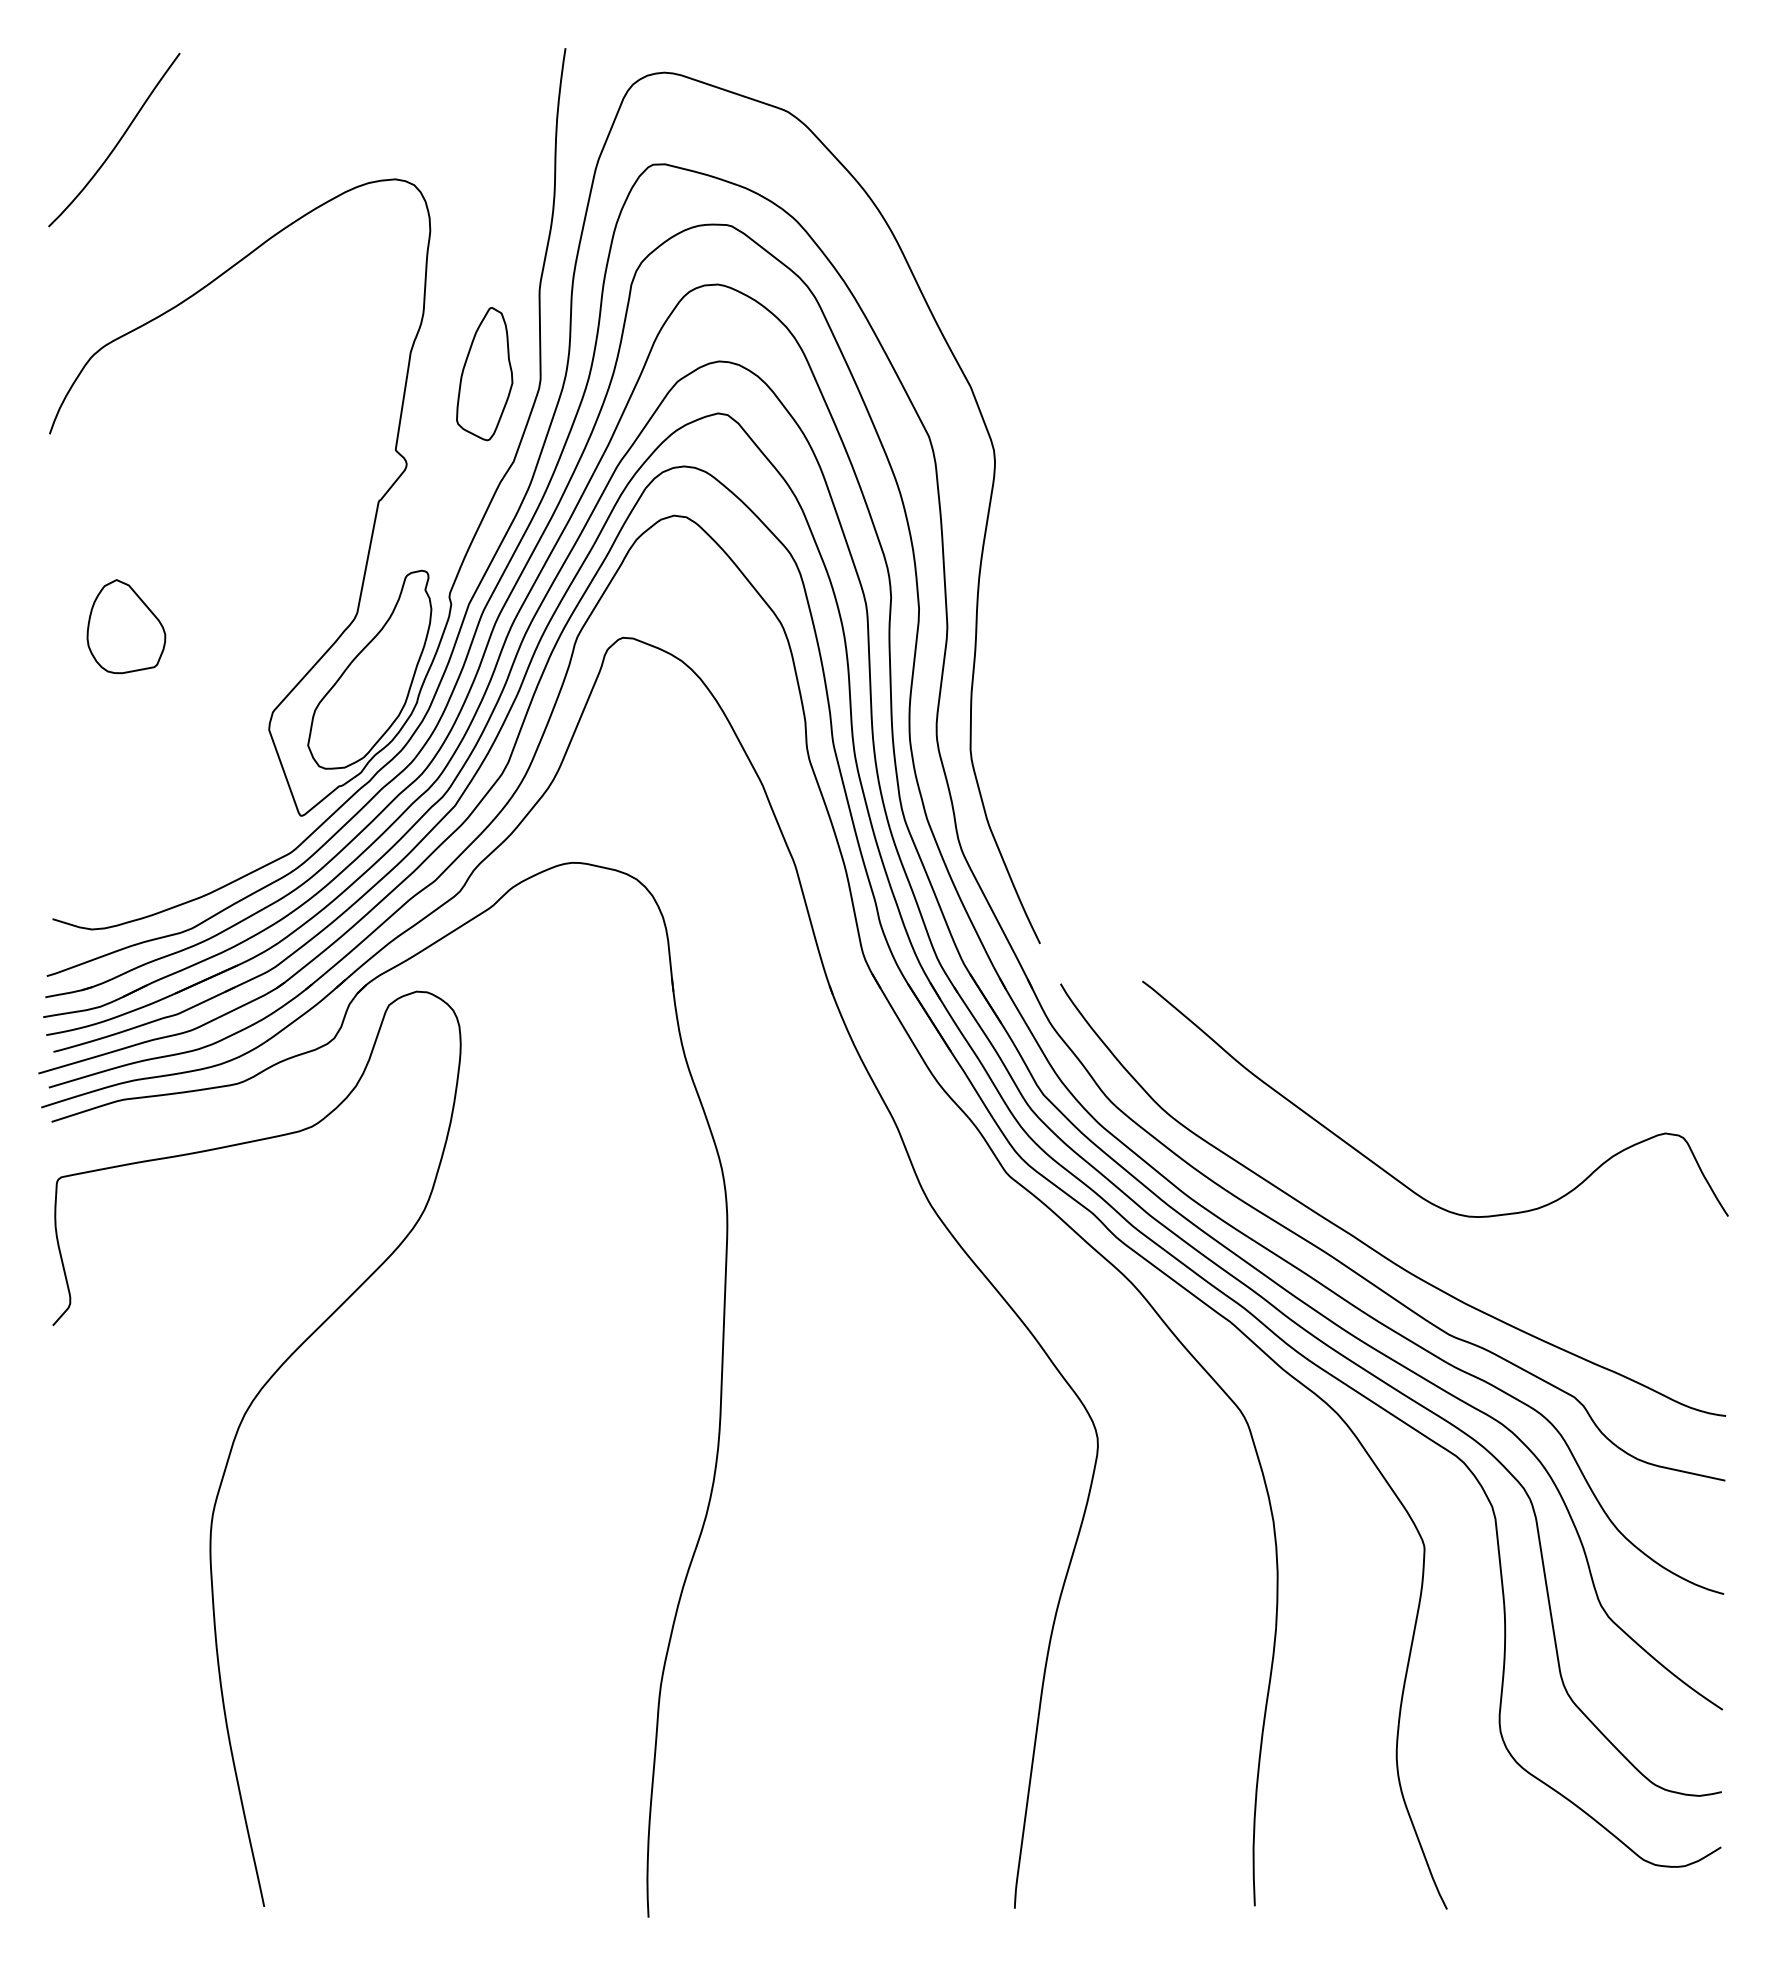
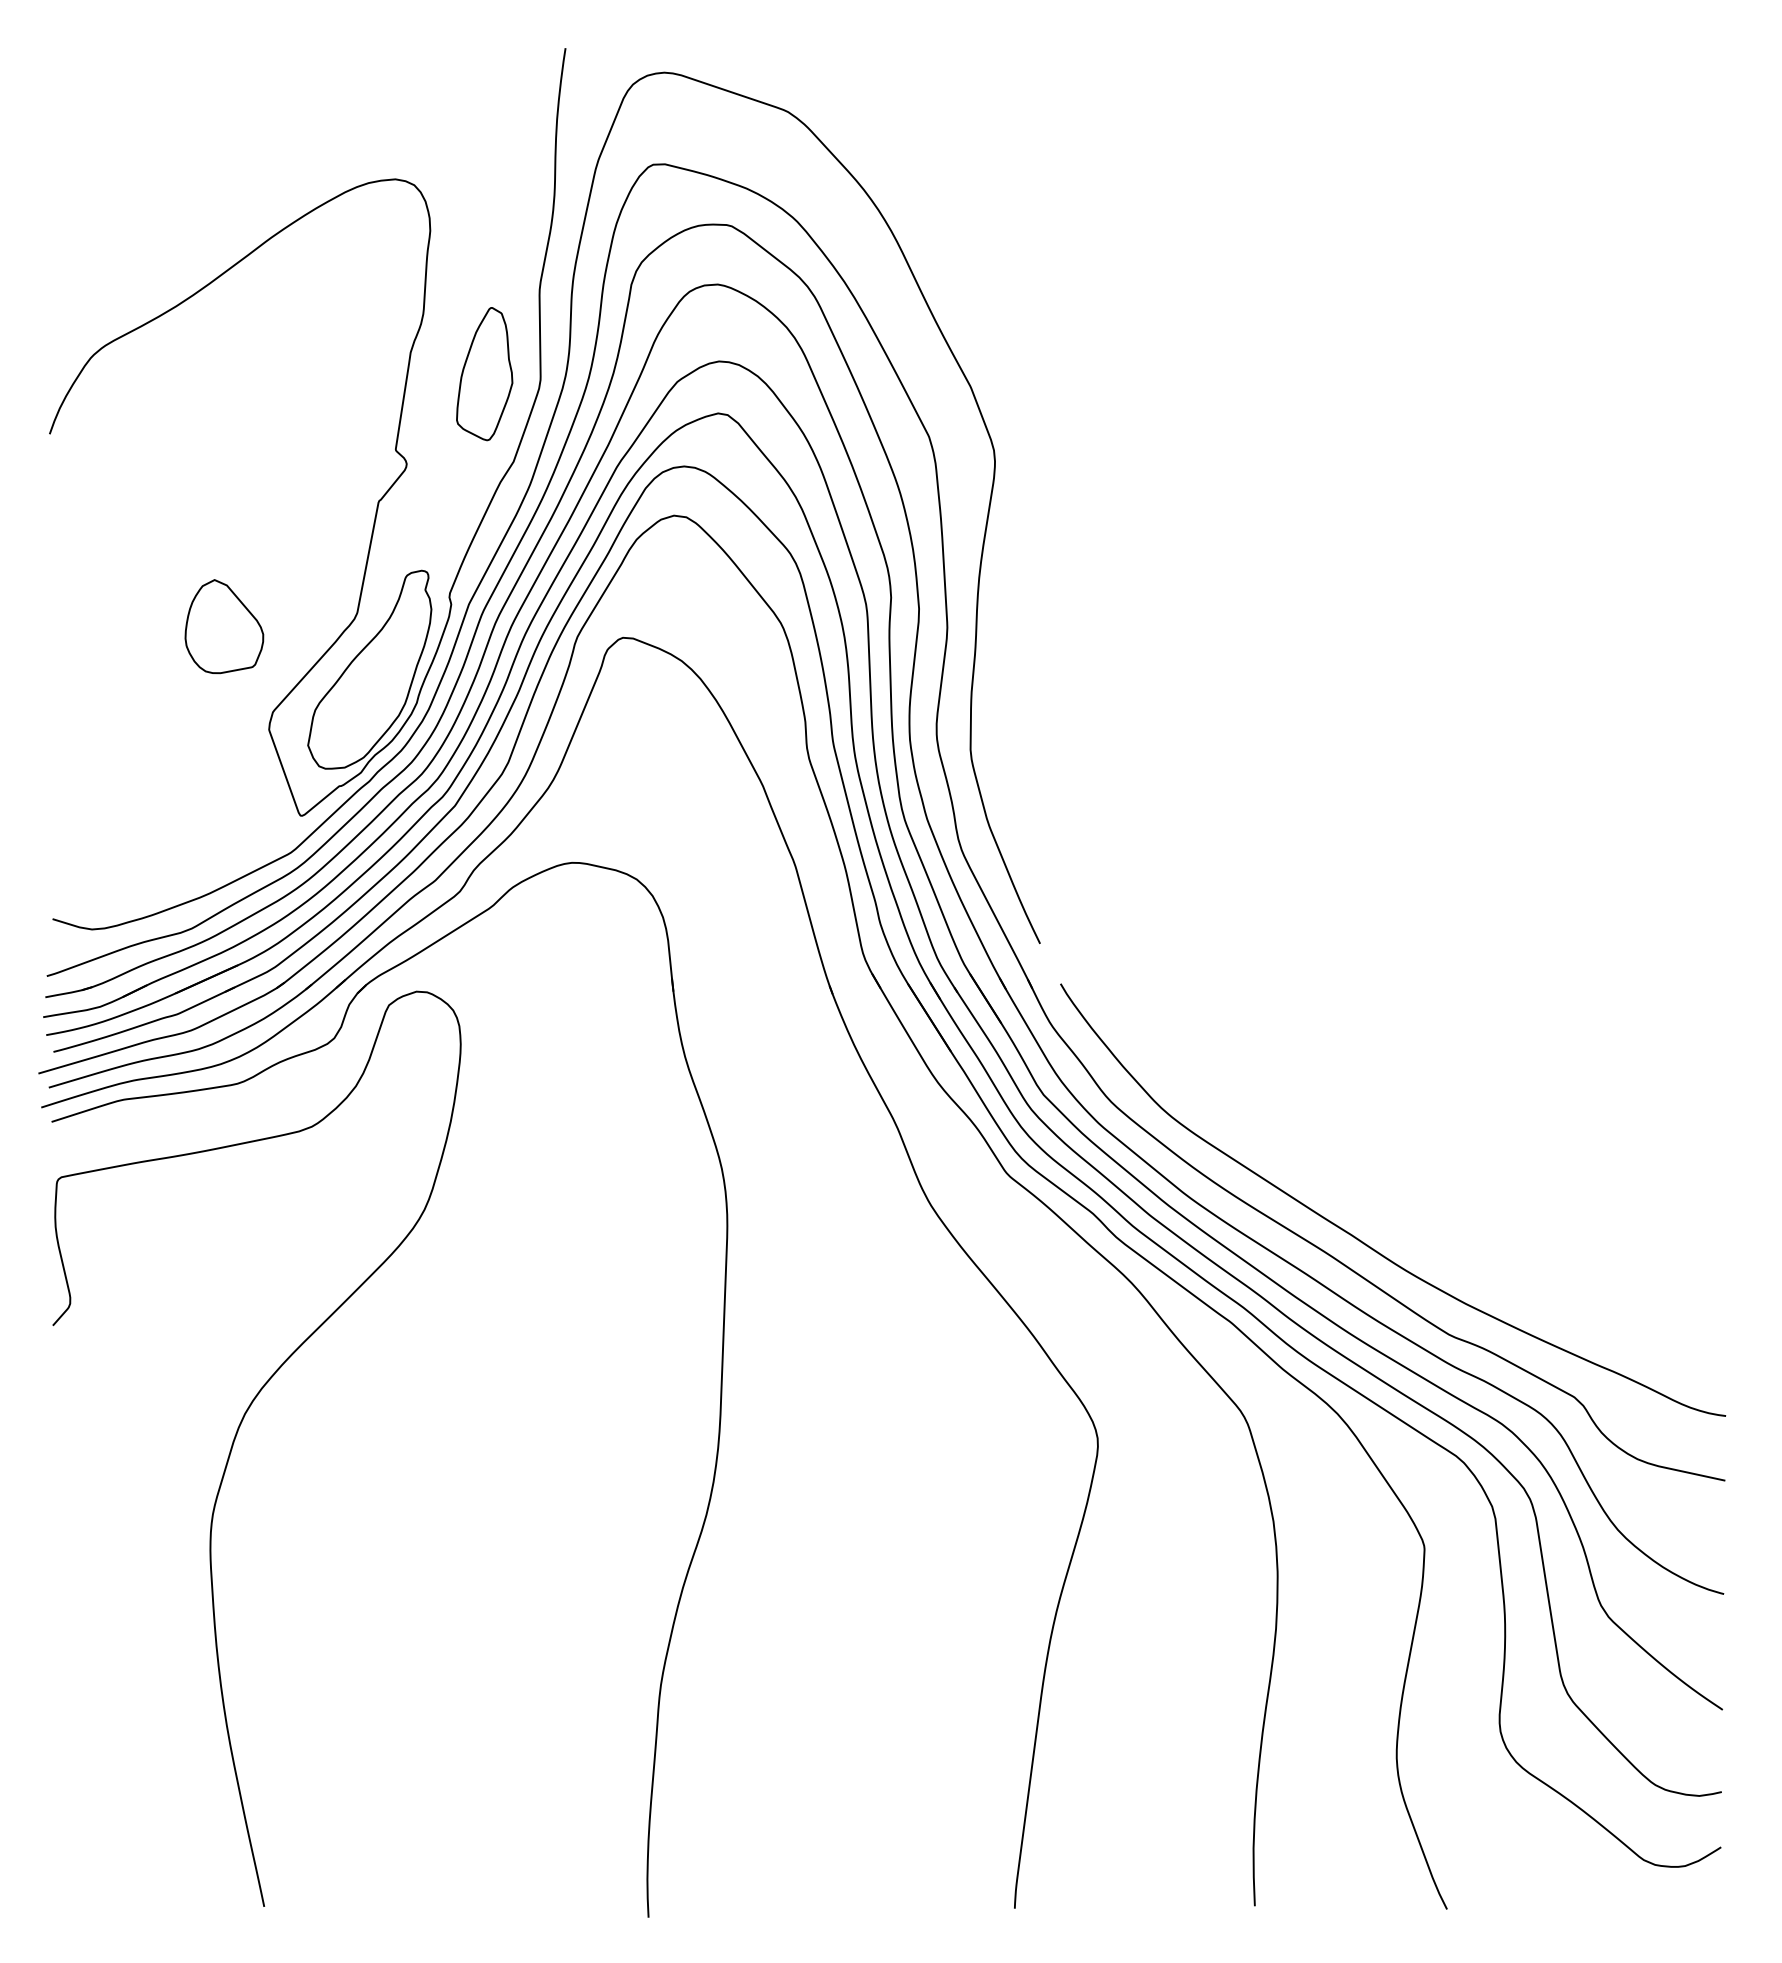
curve: present -> none (118, 140)
part position: (126, 626) -> (224, 626) (224, 626)
curve: present -> none (1383, 1168)
